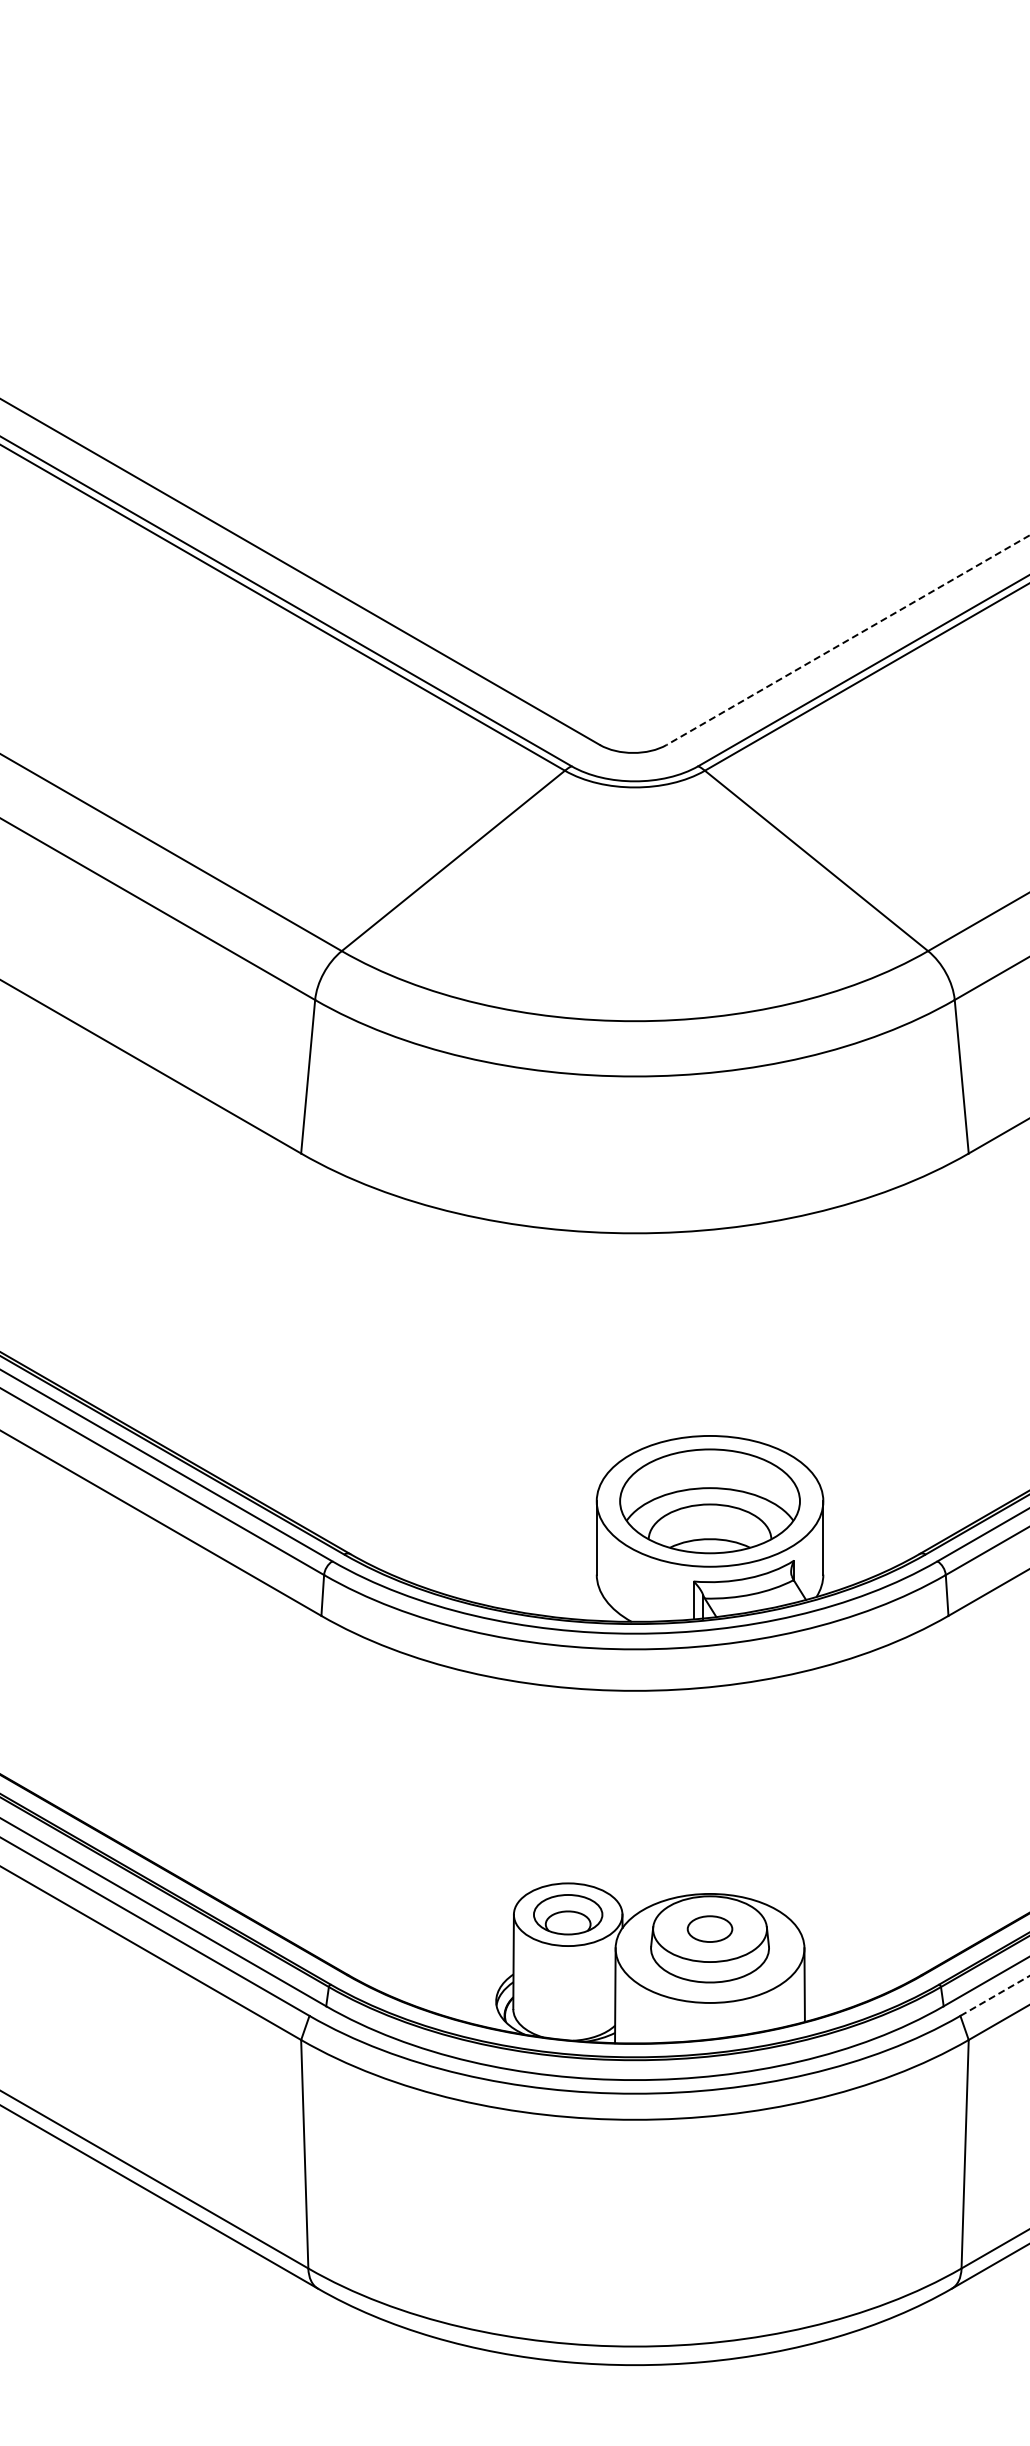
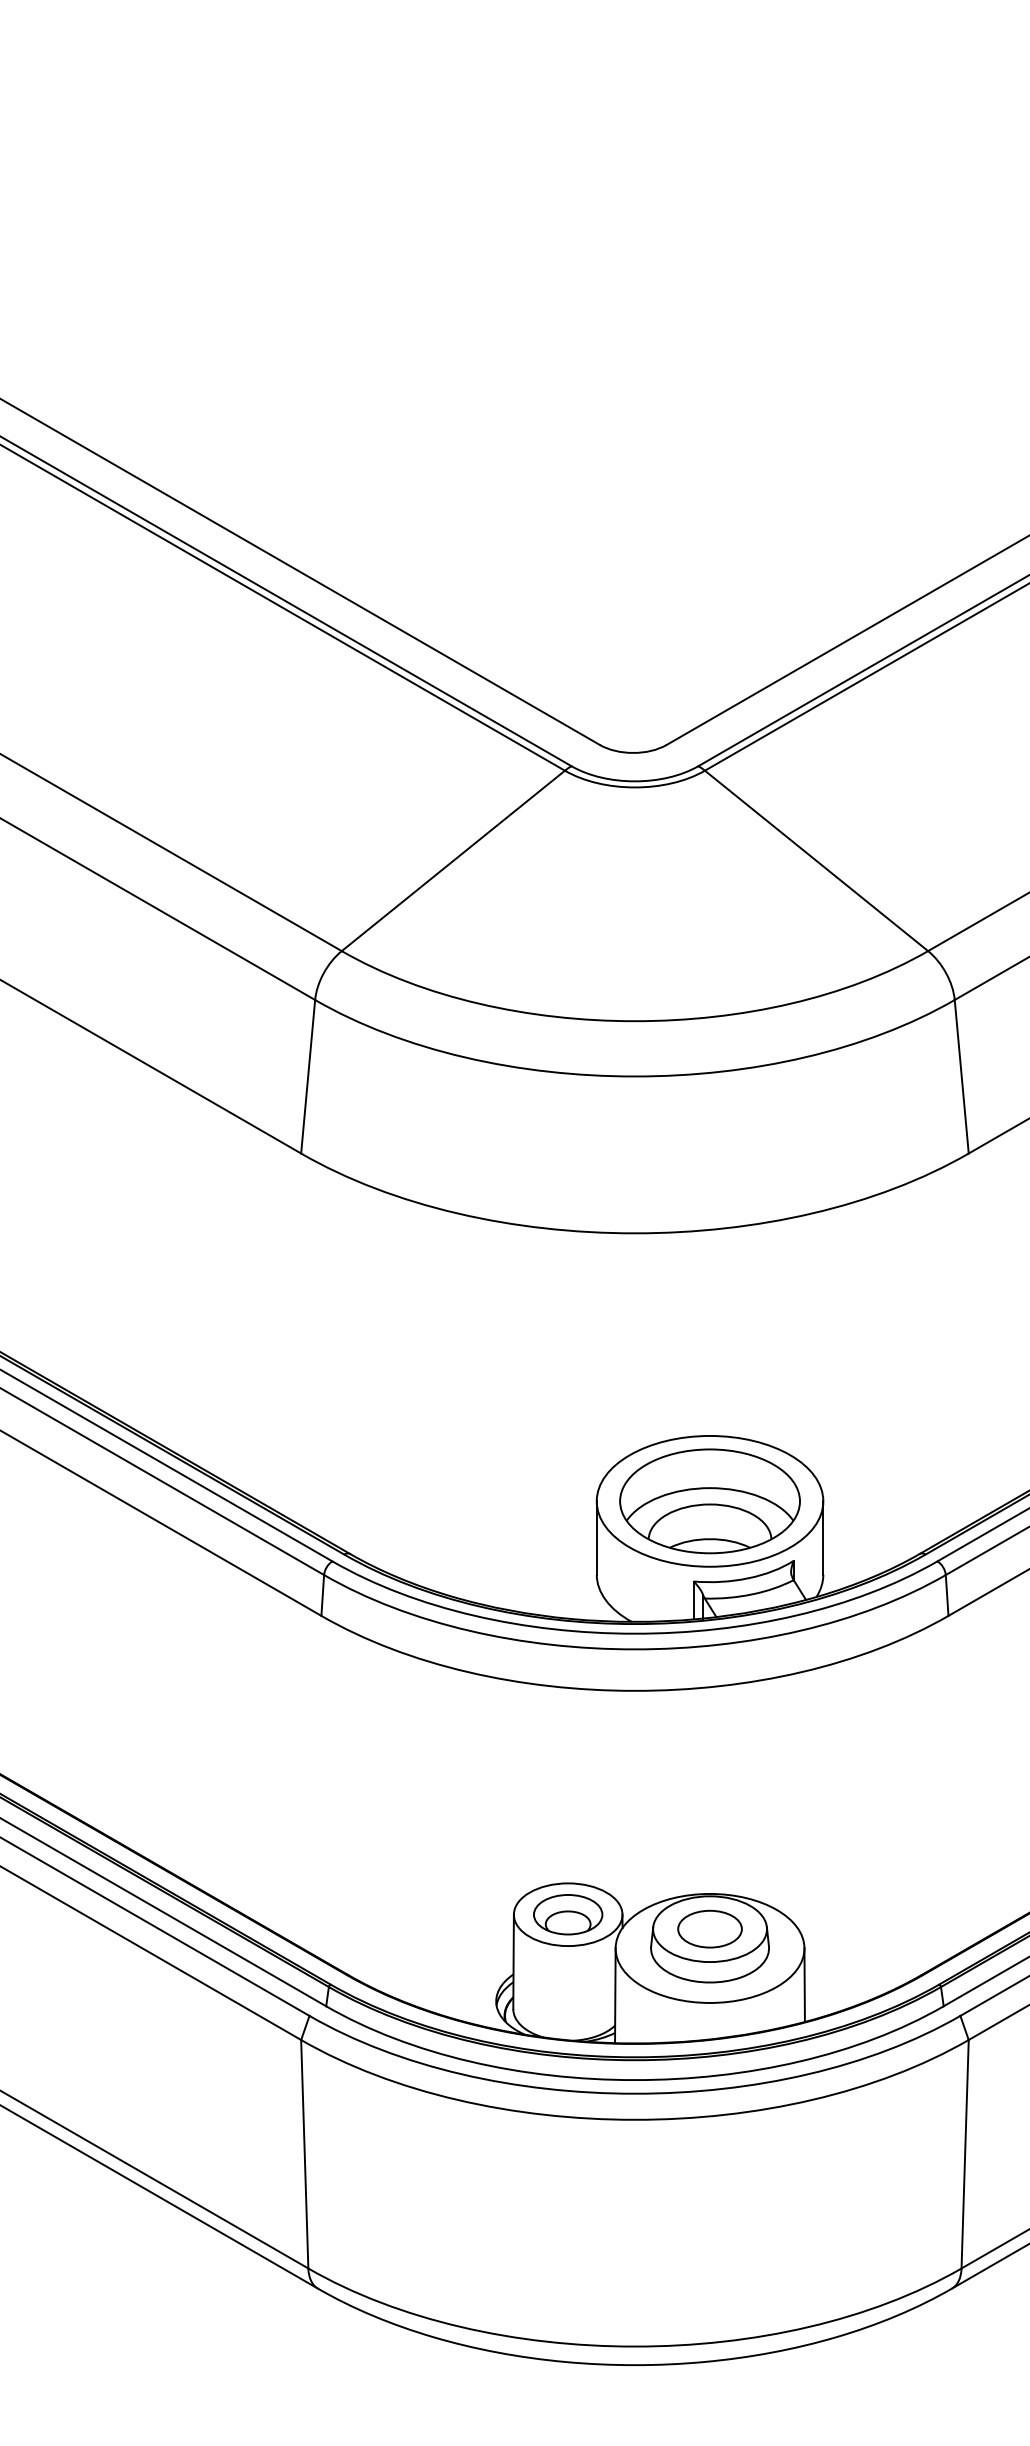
line: dashed -> solid (847, 640)
part size: 48x28 px -> 66x40 px (709, 1928)
line: dashed -> solid (995, 1995)
